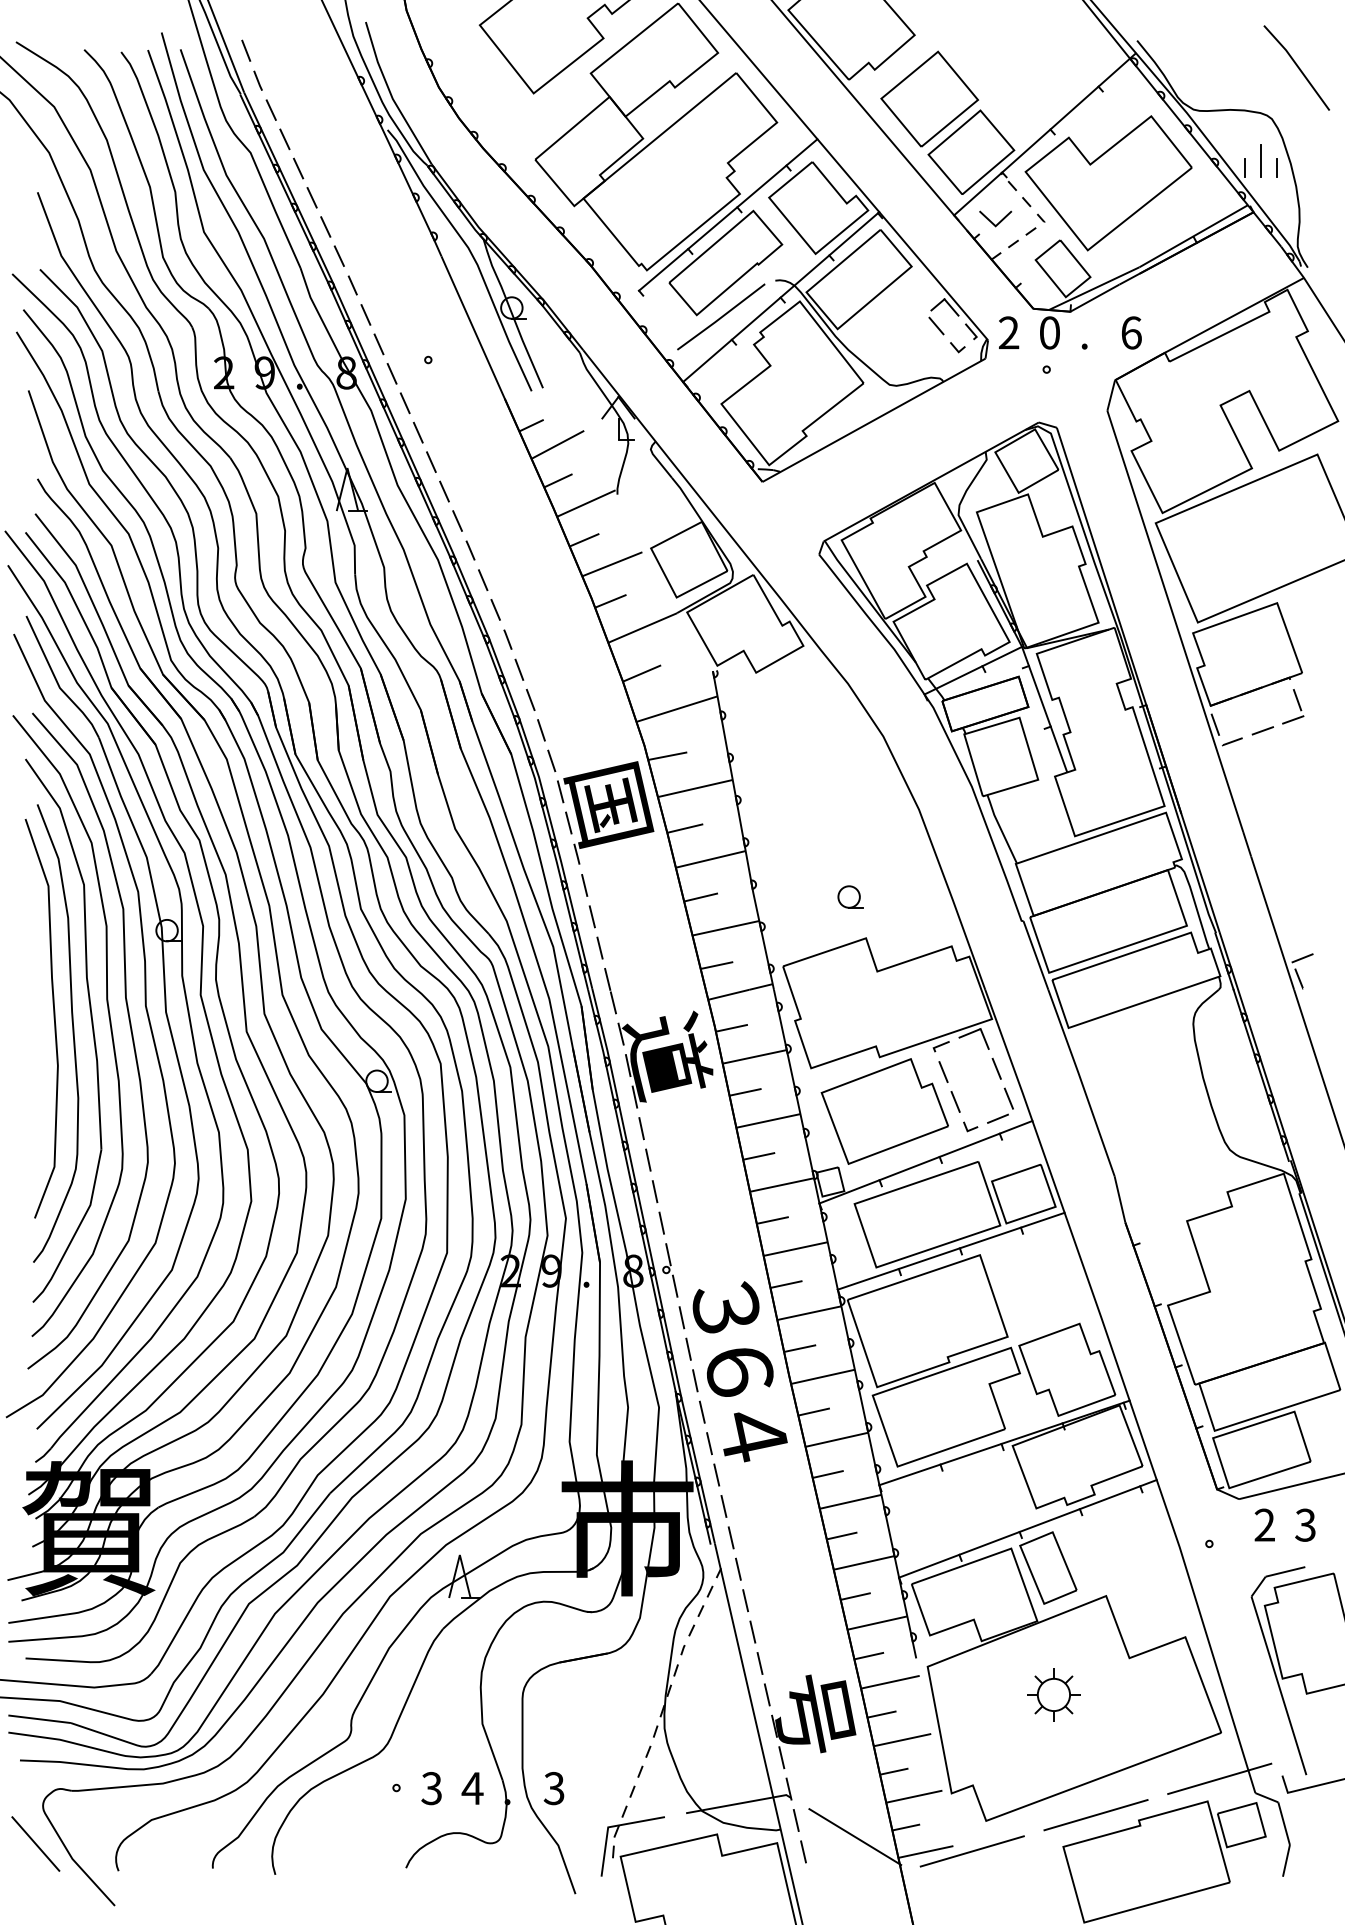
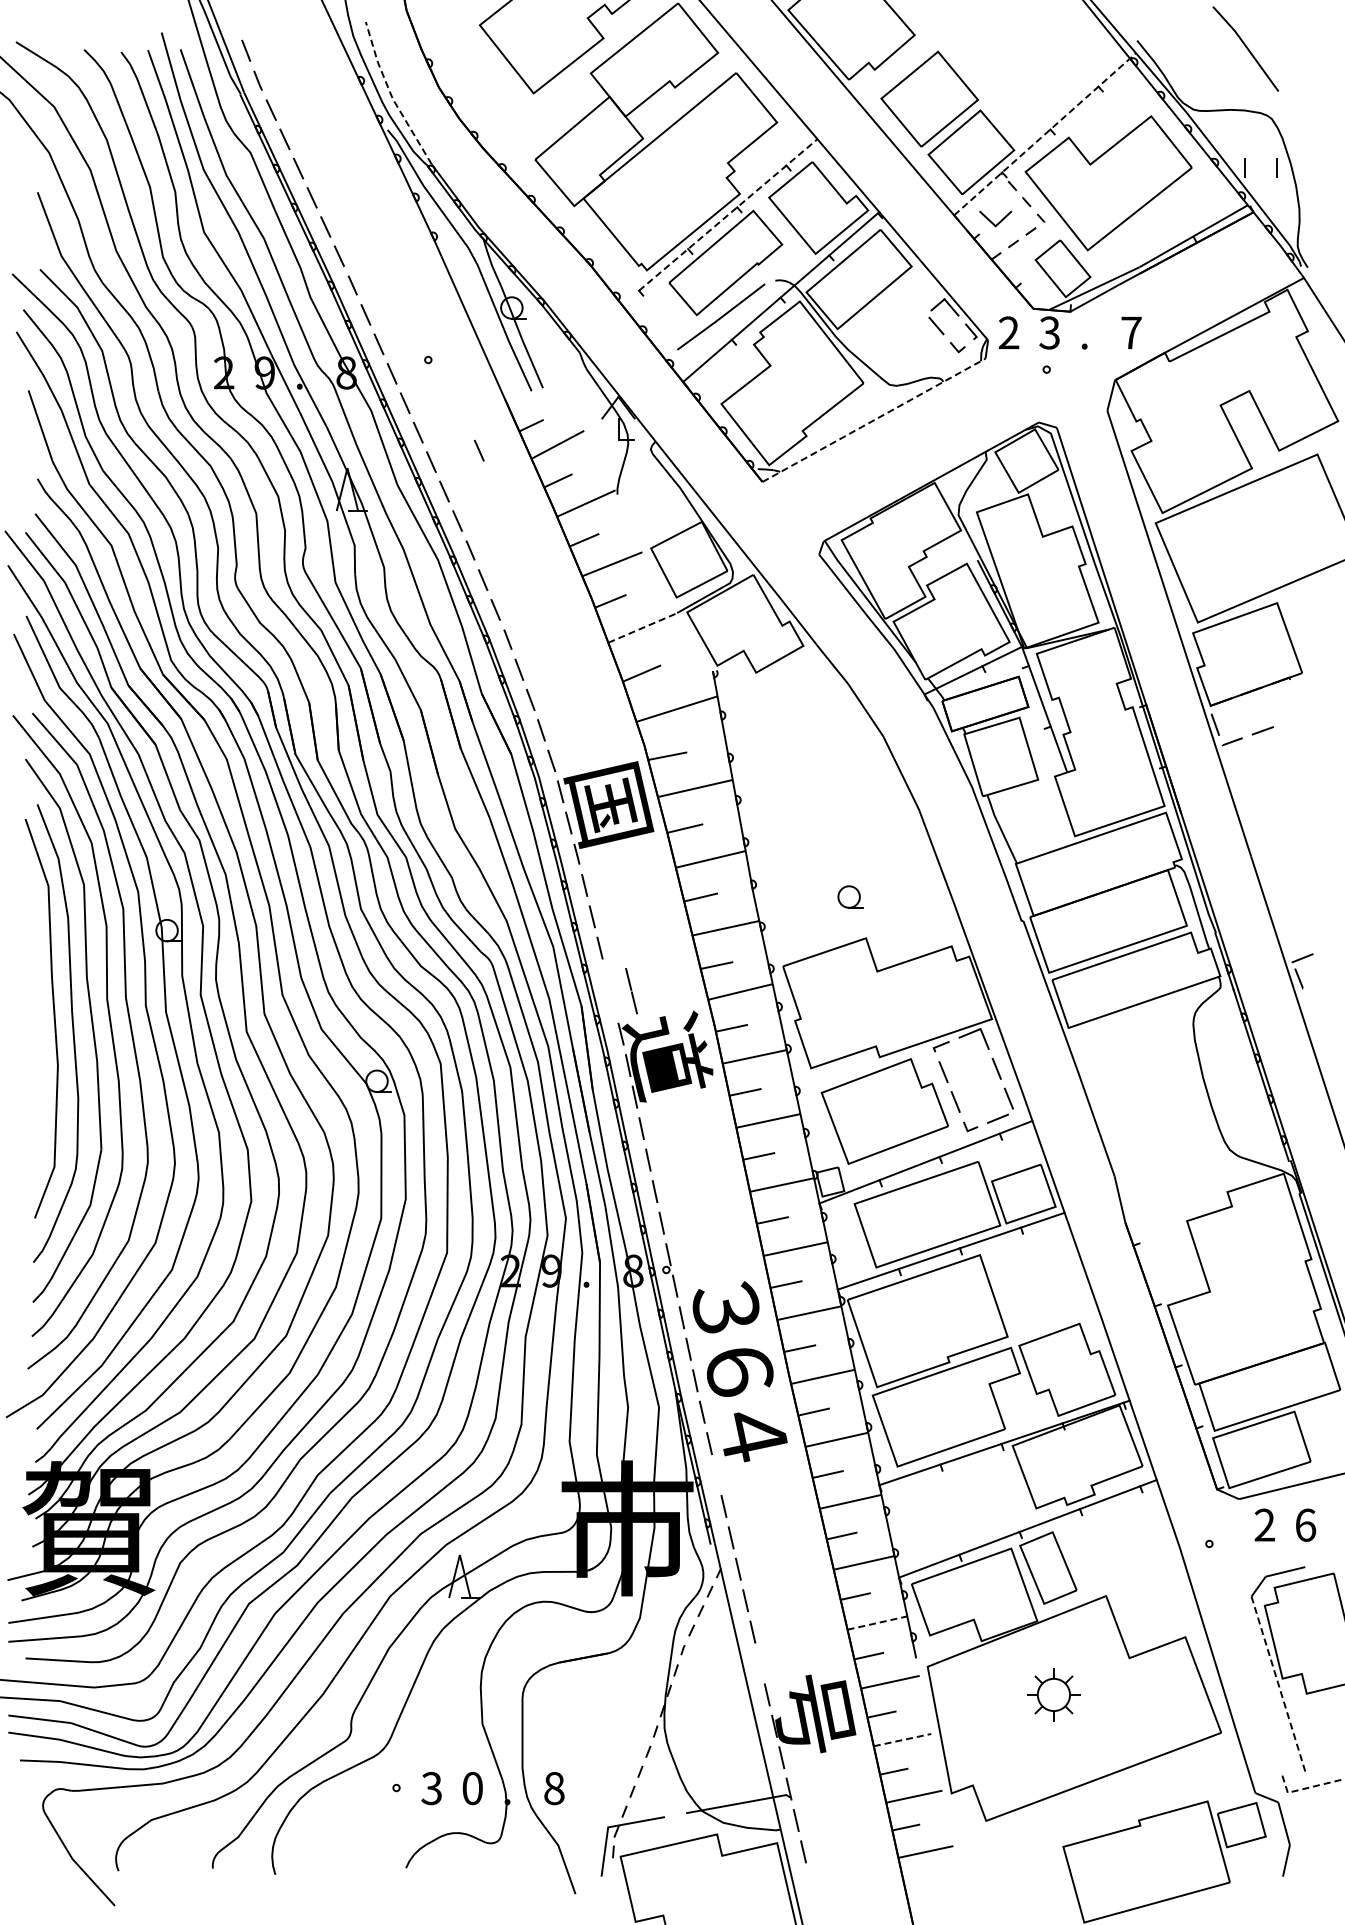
line position: (1296, 66) -> (1245, 47) (1245, 47)
line: solid -> dashed (391, 96)
line: solid -> dashed (1044, 134)
line: present -> none (1261, 161)
line: solid -> dashed (728, 214)
text: 0 -> 3 (1049, 332)
text: 6 -> 7 (1131, 332)
line: solid -> dashed (874, 420)
line: none -> present (478, 450)
line: solid -> dashed (643, 627)
part: present -> none (1293, 706)
line position: (610, 991) -> (631, 991) (631, 991)
line: present -> none (716, 1474)
text: 3 -> 6 (1305, 1524)
line: solid -> dashed (877, 1623)
line: present -> none (759, 1663)
line: solid -> dashed (1279, 1686)
line: solid -> dashed (903, 1740)
line: present -> none (1219, 1778)
text: 4 -> 0 (472, 1788)
text: 3 -> 8 (553, 1788)
line: solid -> dashed (1307, 1788)
line: present -> none (1095, 1815)
line: present -> none (855, 1837)
line: present -> none (35, 1843)
line: present -> none (971, 1851)
